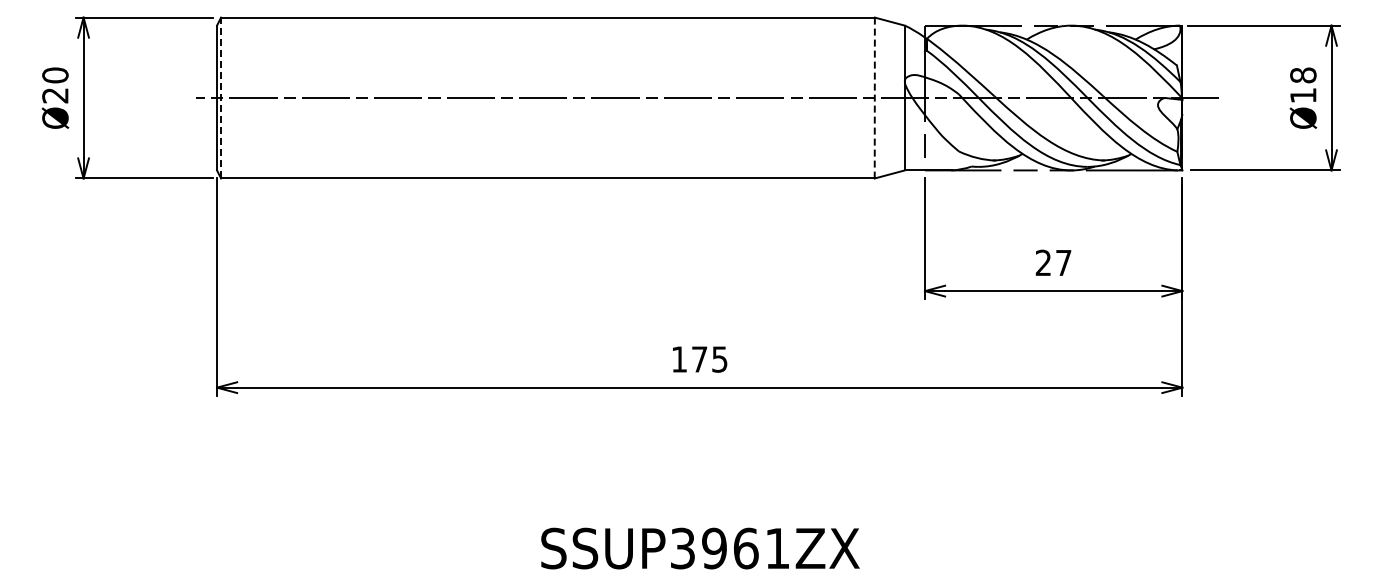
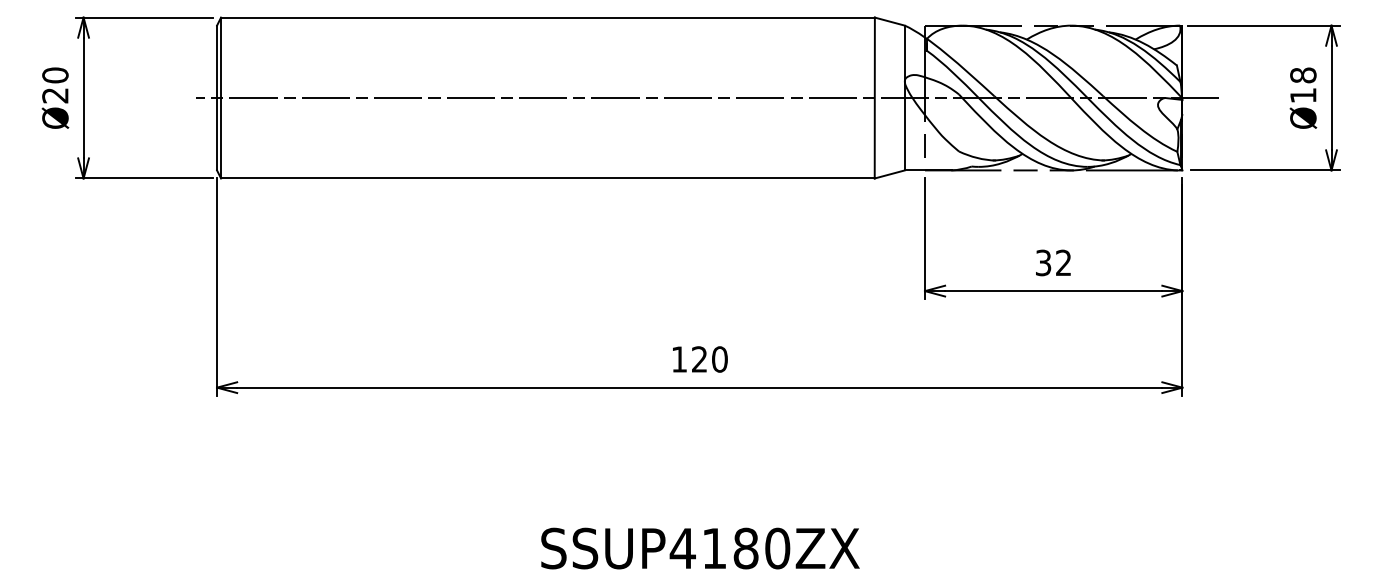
line: dashed -> solid (221, 97)
line: dashed -> solid (874, 98)
text: 27 -> 32 (1053, 262)
text: 175 -> 120 (709, 359)
text: SSUP3961ZX -> SSUP4180ZX (729, 548)
